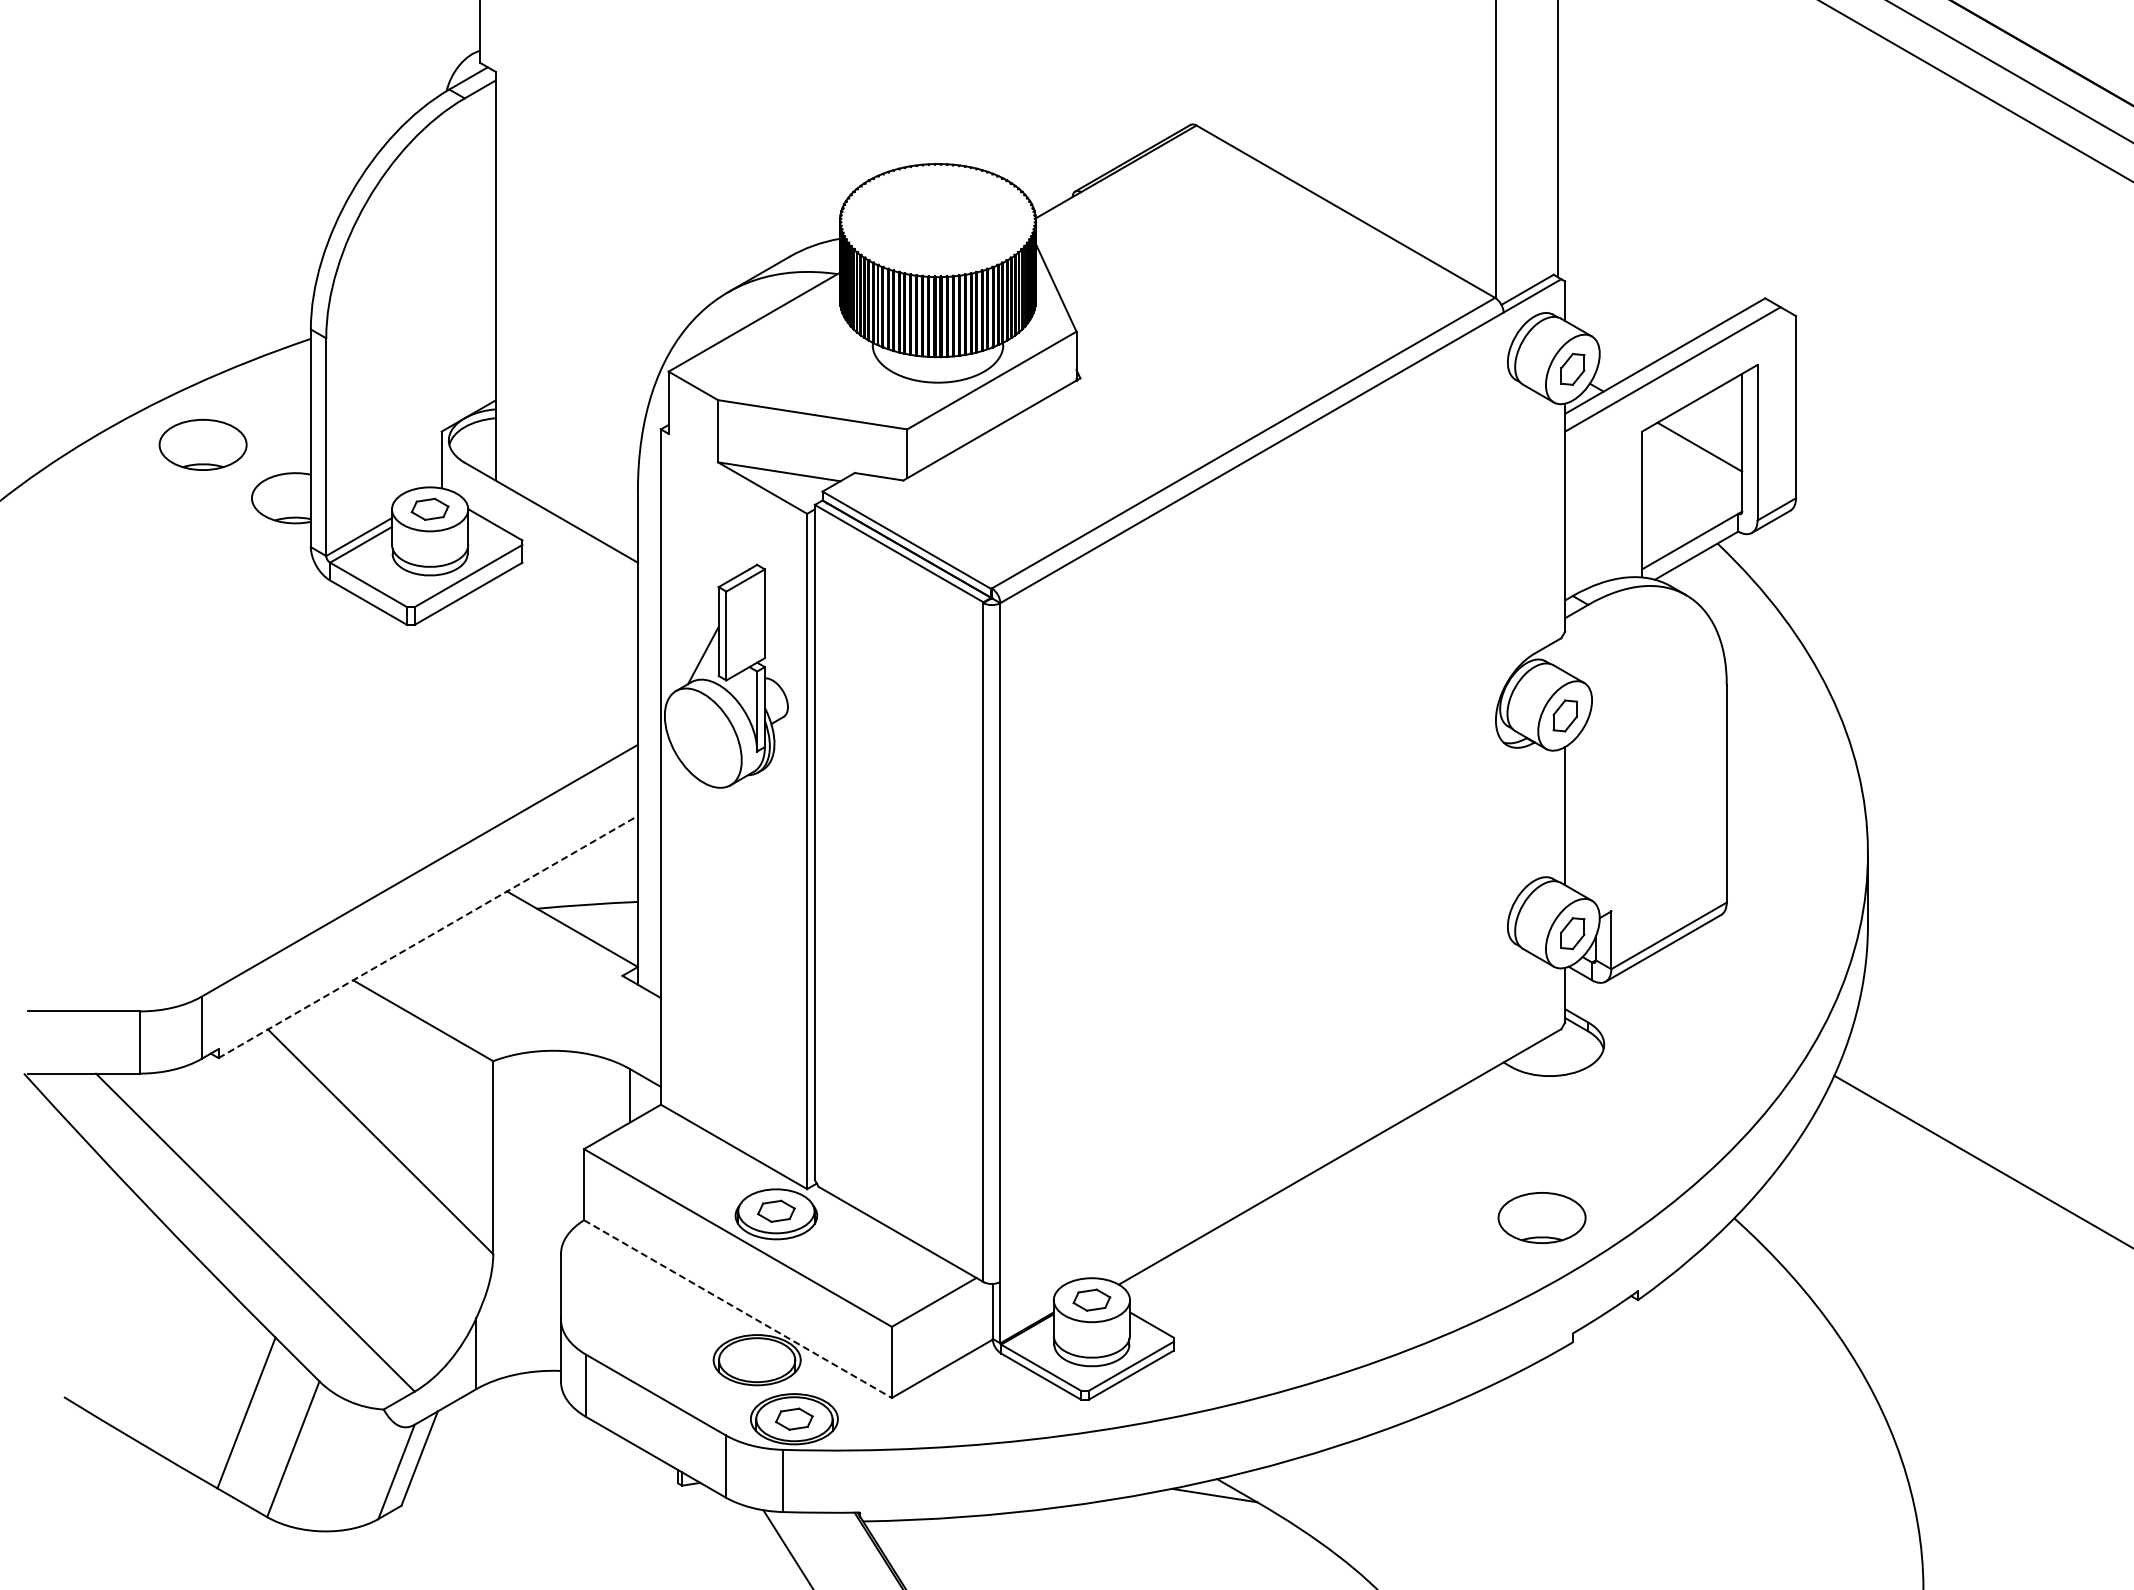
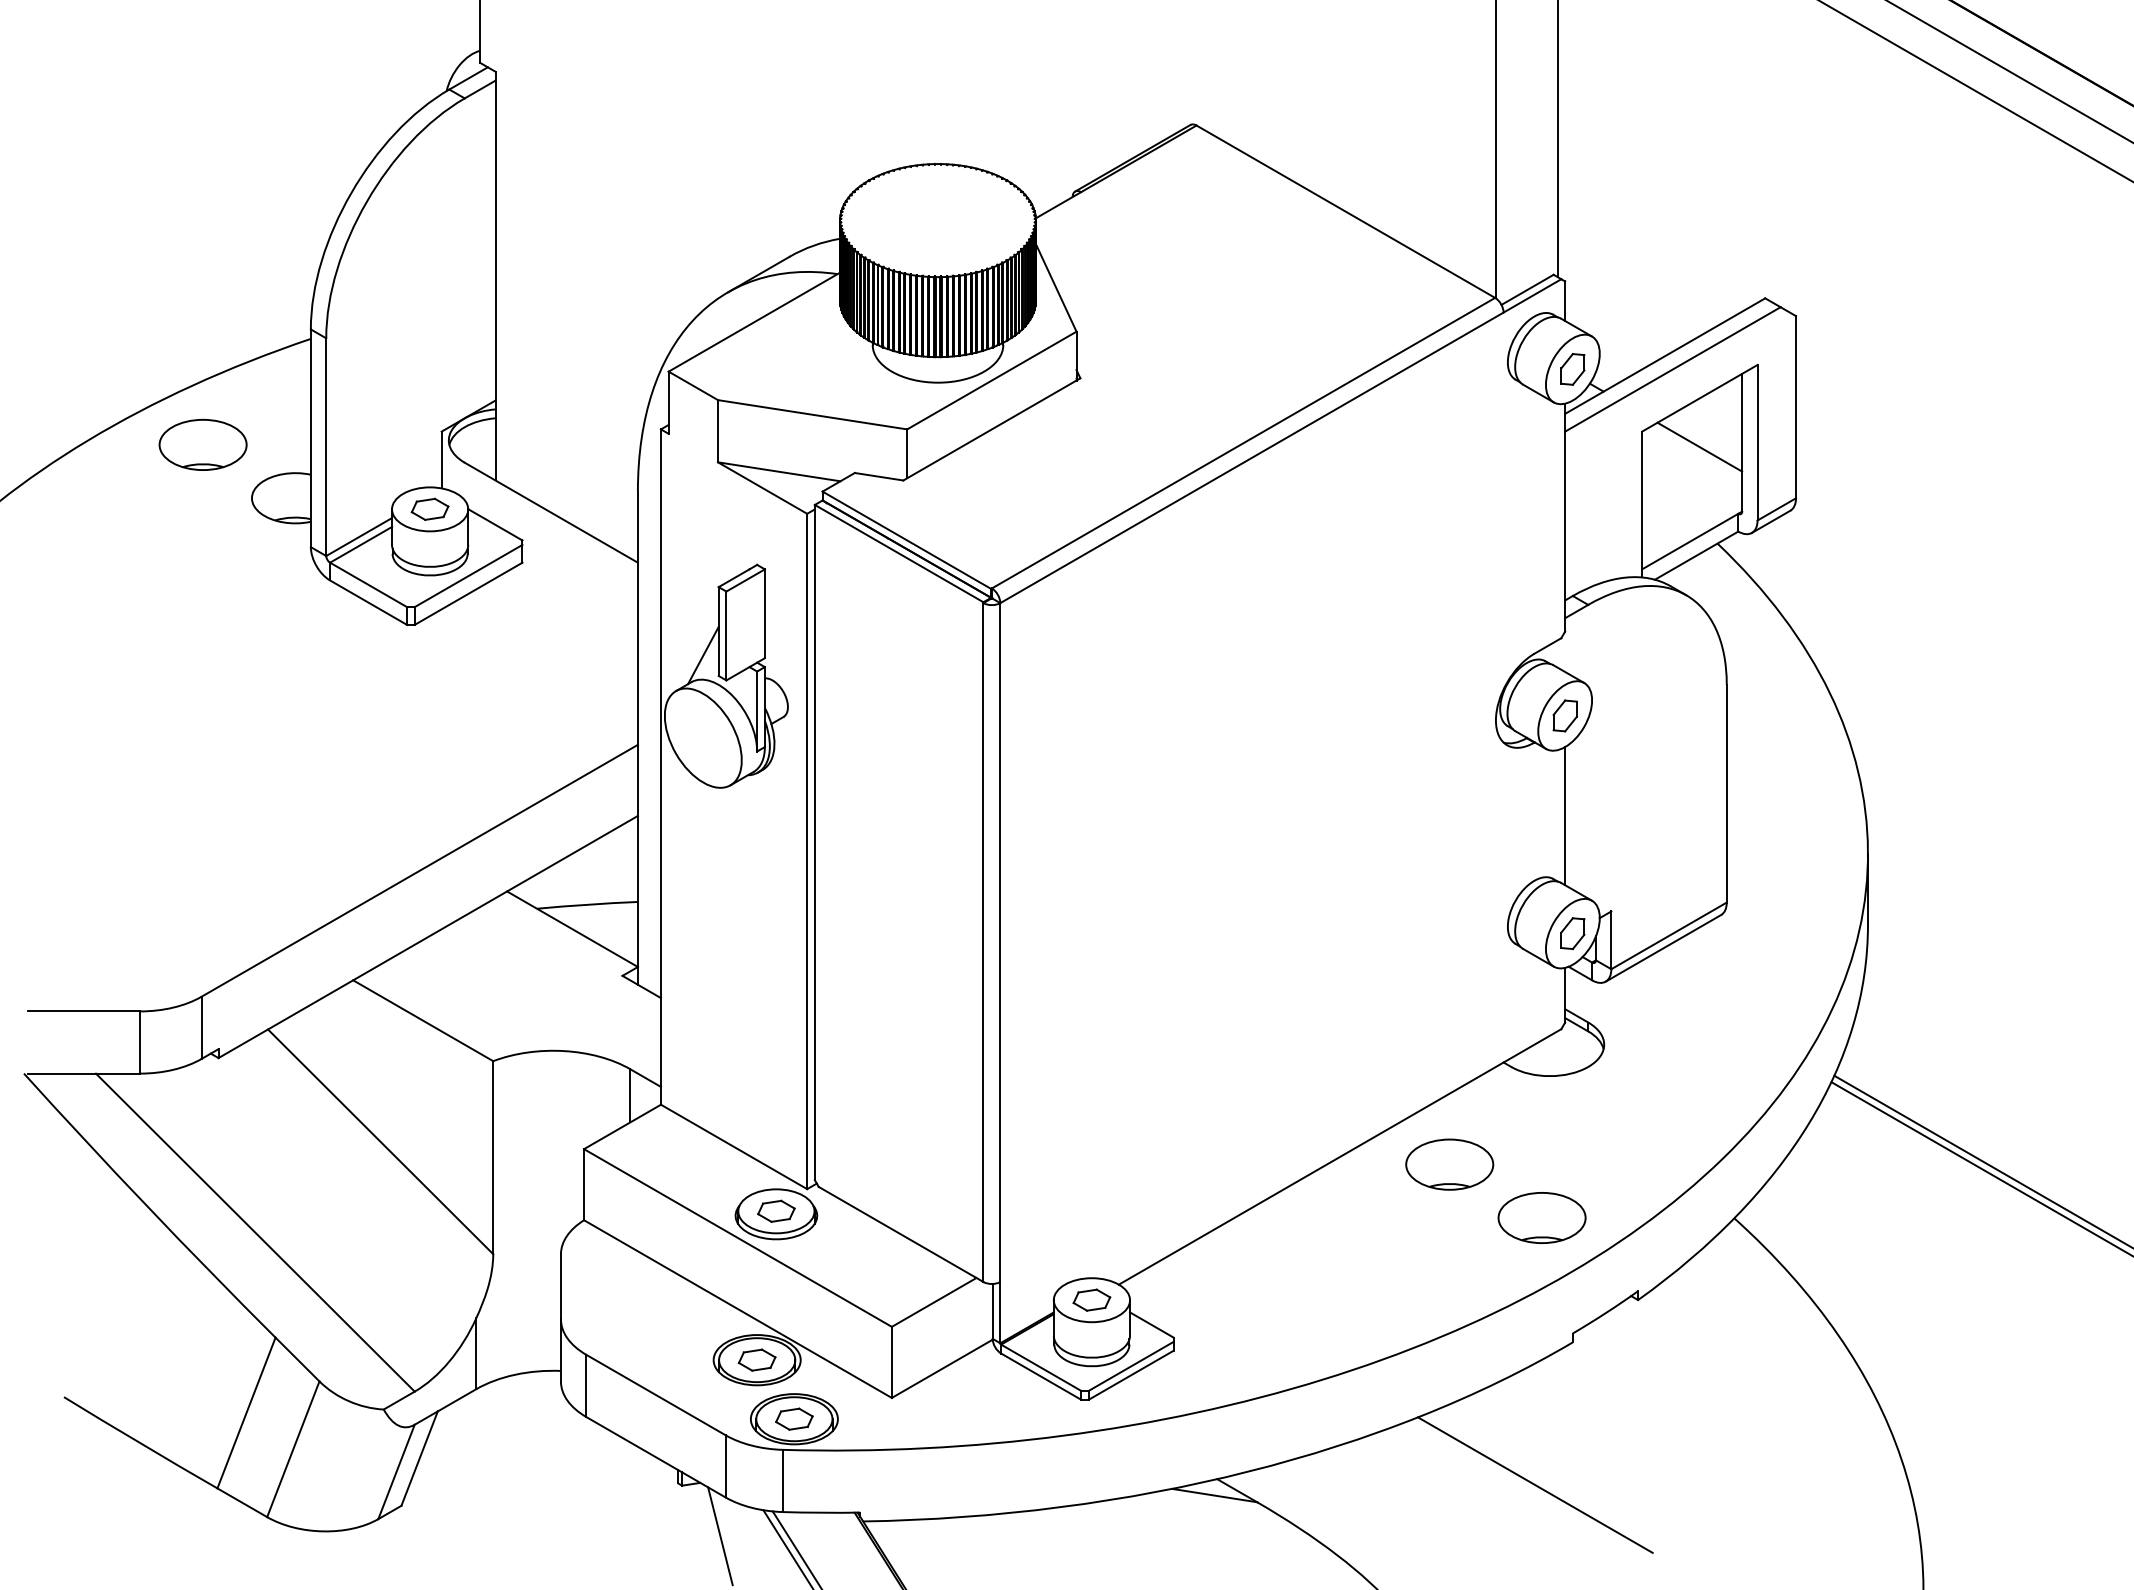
line: dashed -> solid (428, 936)
part: none -> present (1449, 1164)
line: none -> present (1980, 1168)
line: dashed -> solid (737, 1309)
part: none -> present (756, 1359)
line: none -> present (1535, 1484)
line: none -> present (720, 1536)
line: none -> present (795, 1548)
